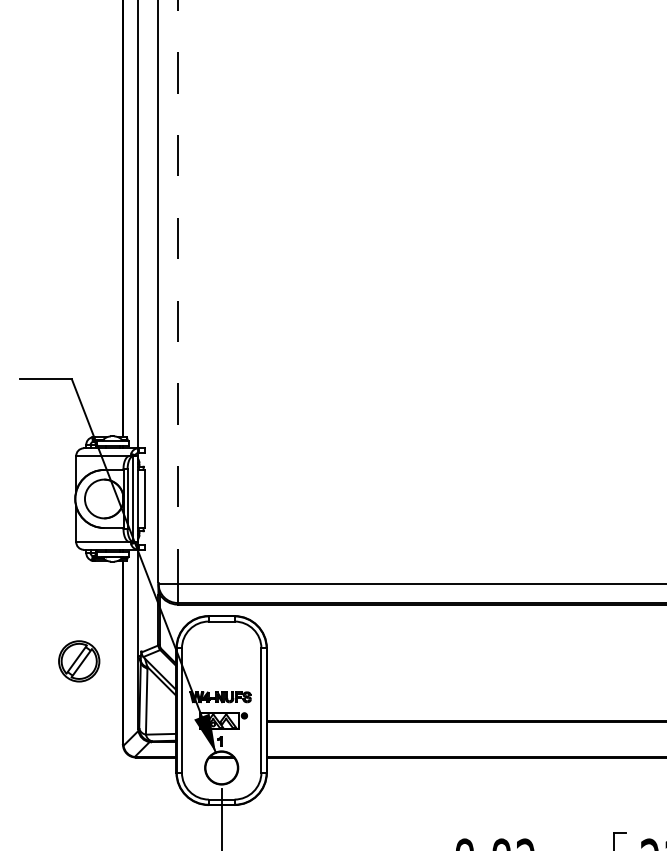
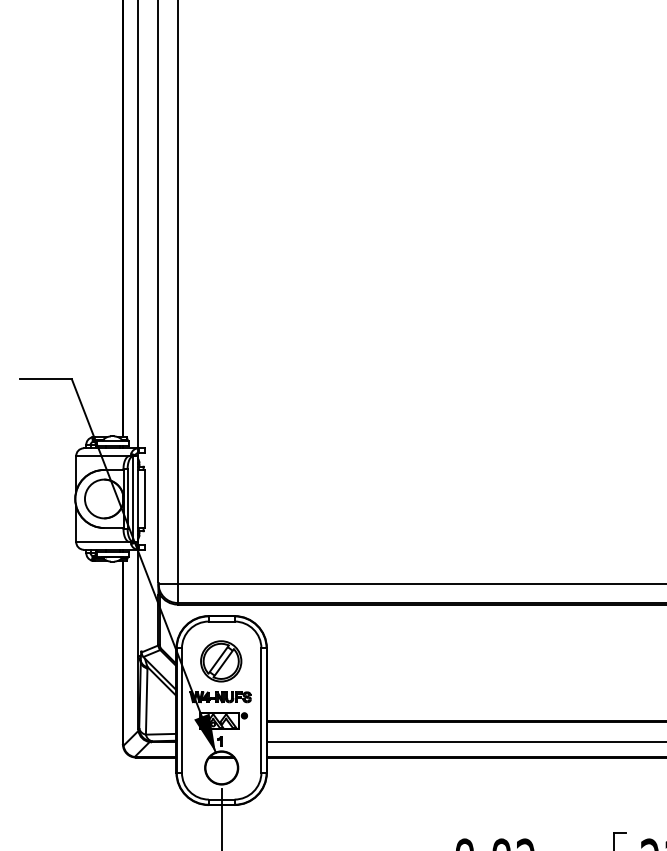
line: dashed -> solid (177, 292)
part position: (79, 661) -> (221, 661) (221, 661)
line: none -> present (464, 742)
